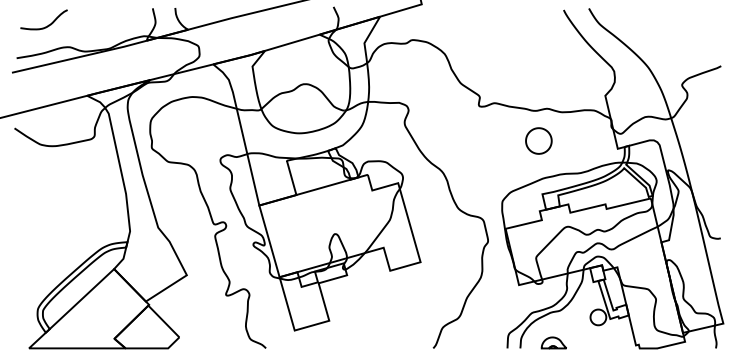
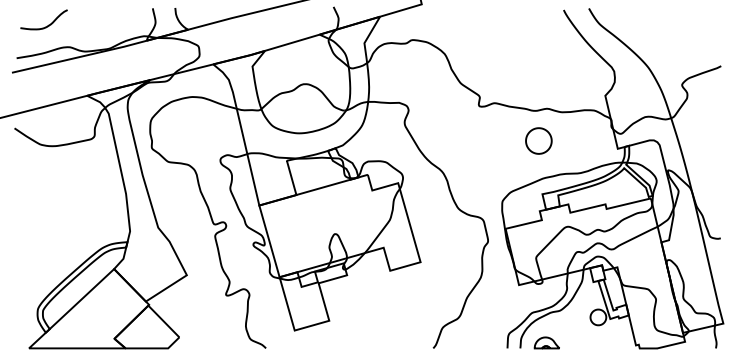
part position: (553, 342) -> (546, 342) (546, 342)
